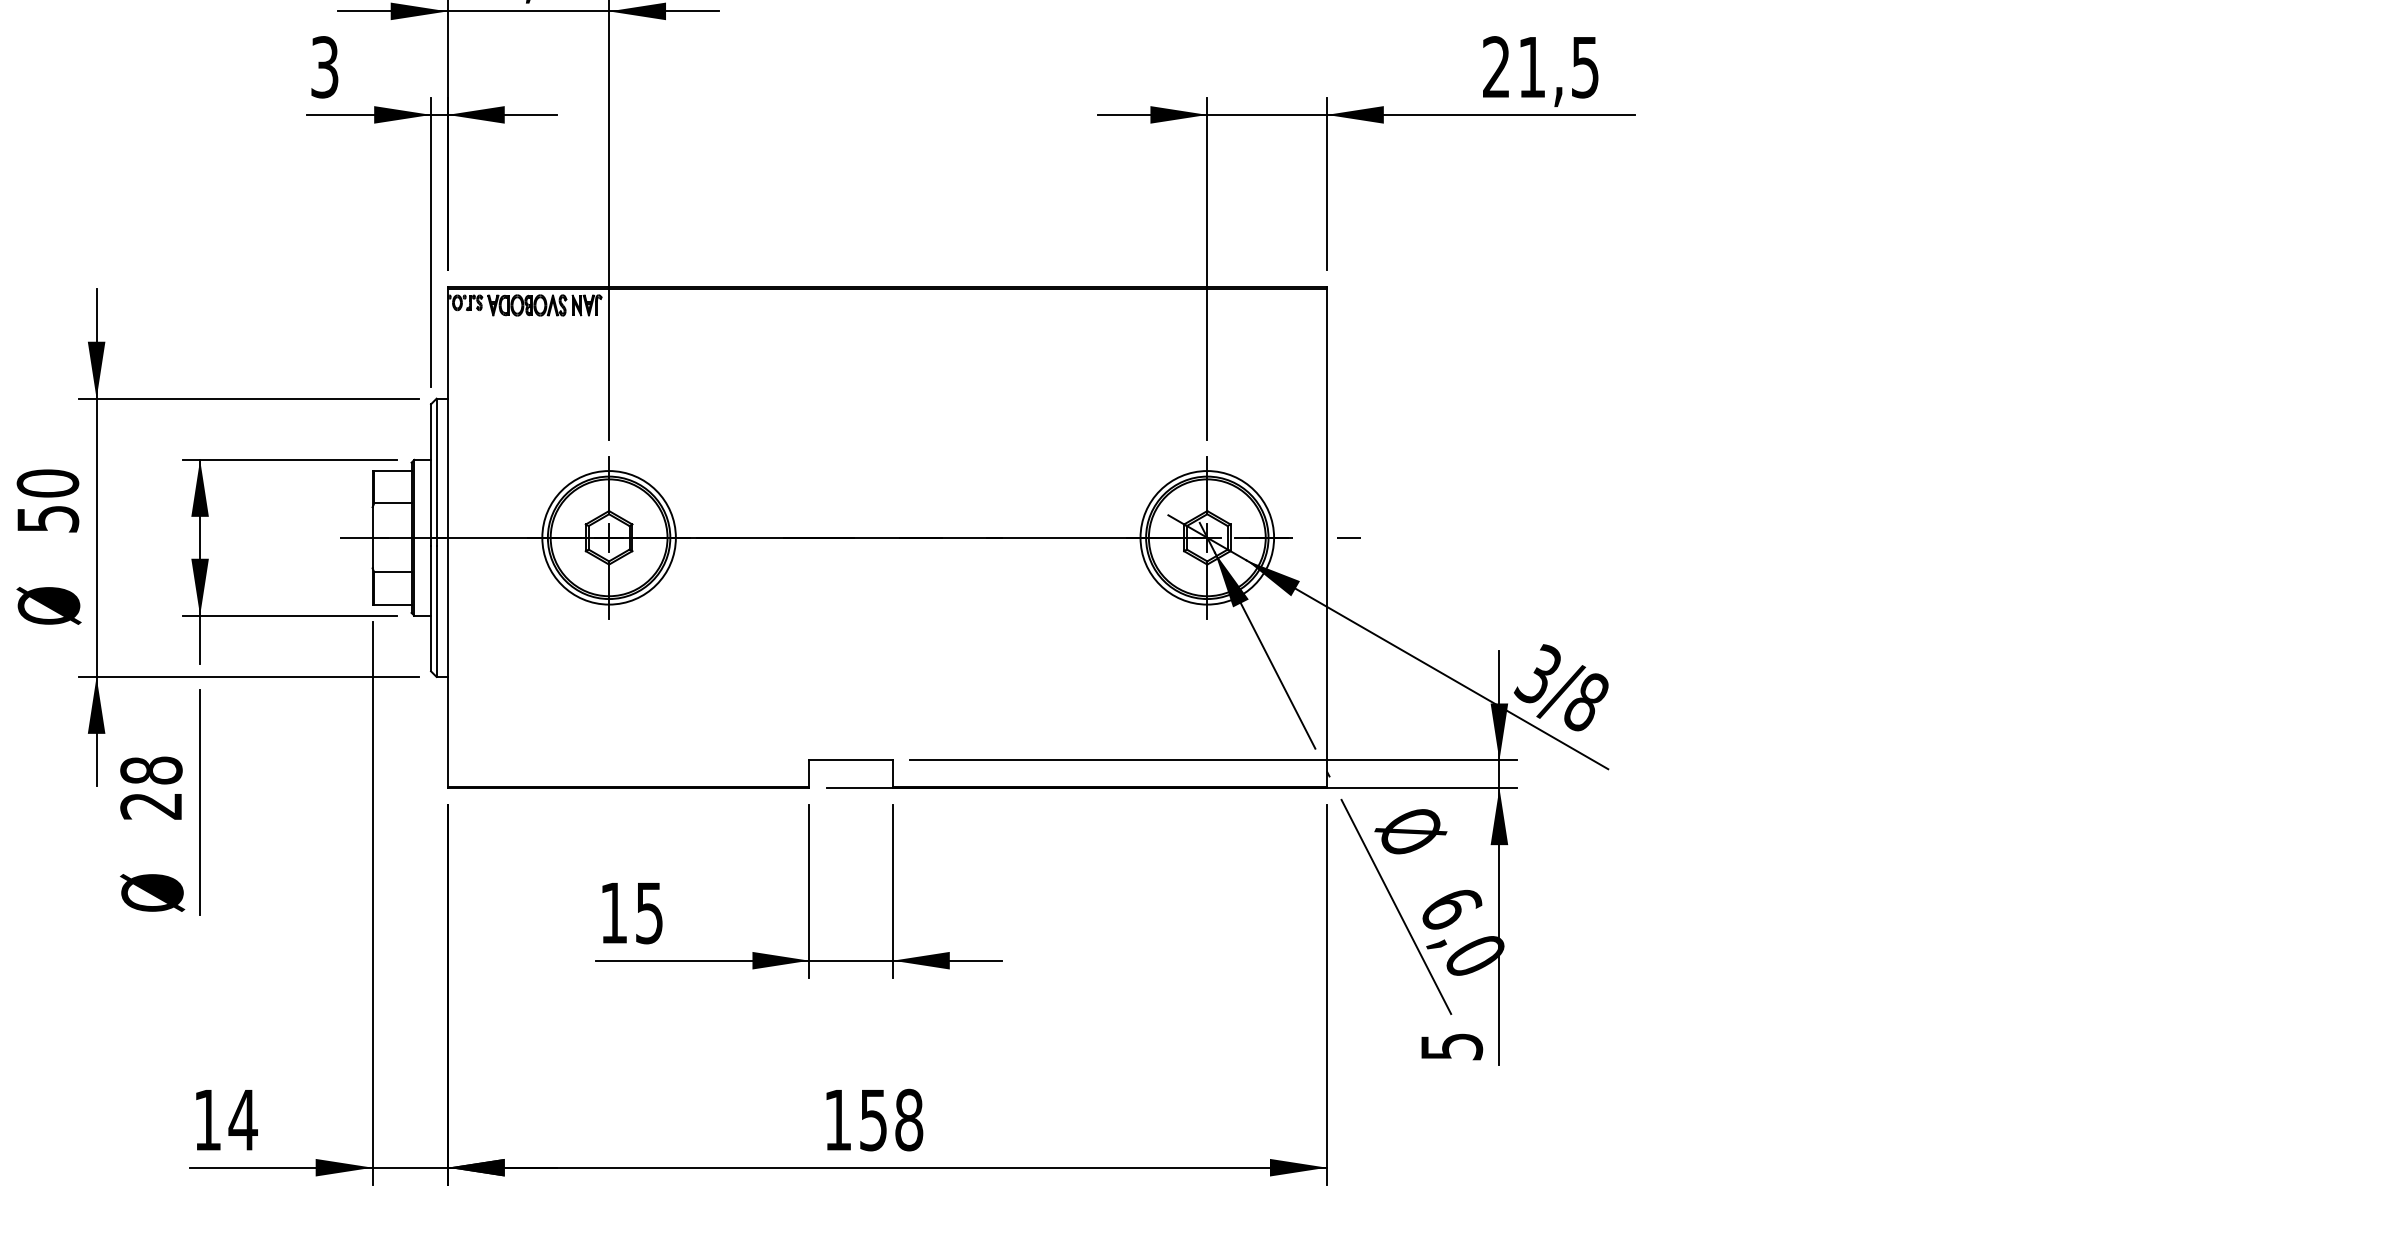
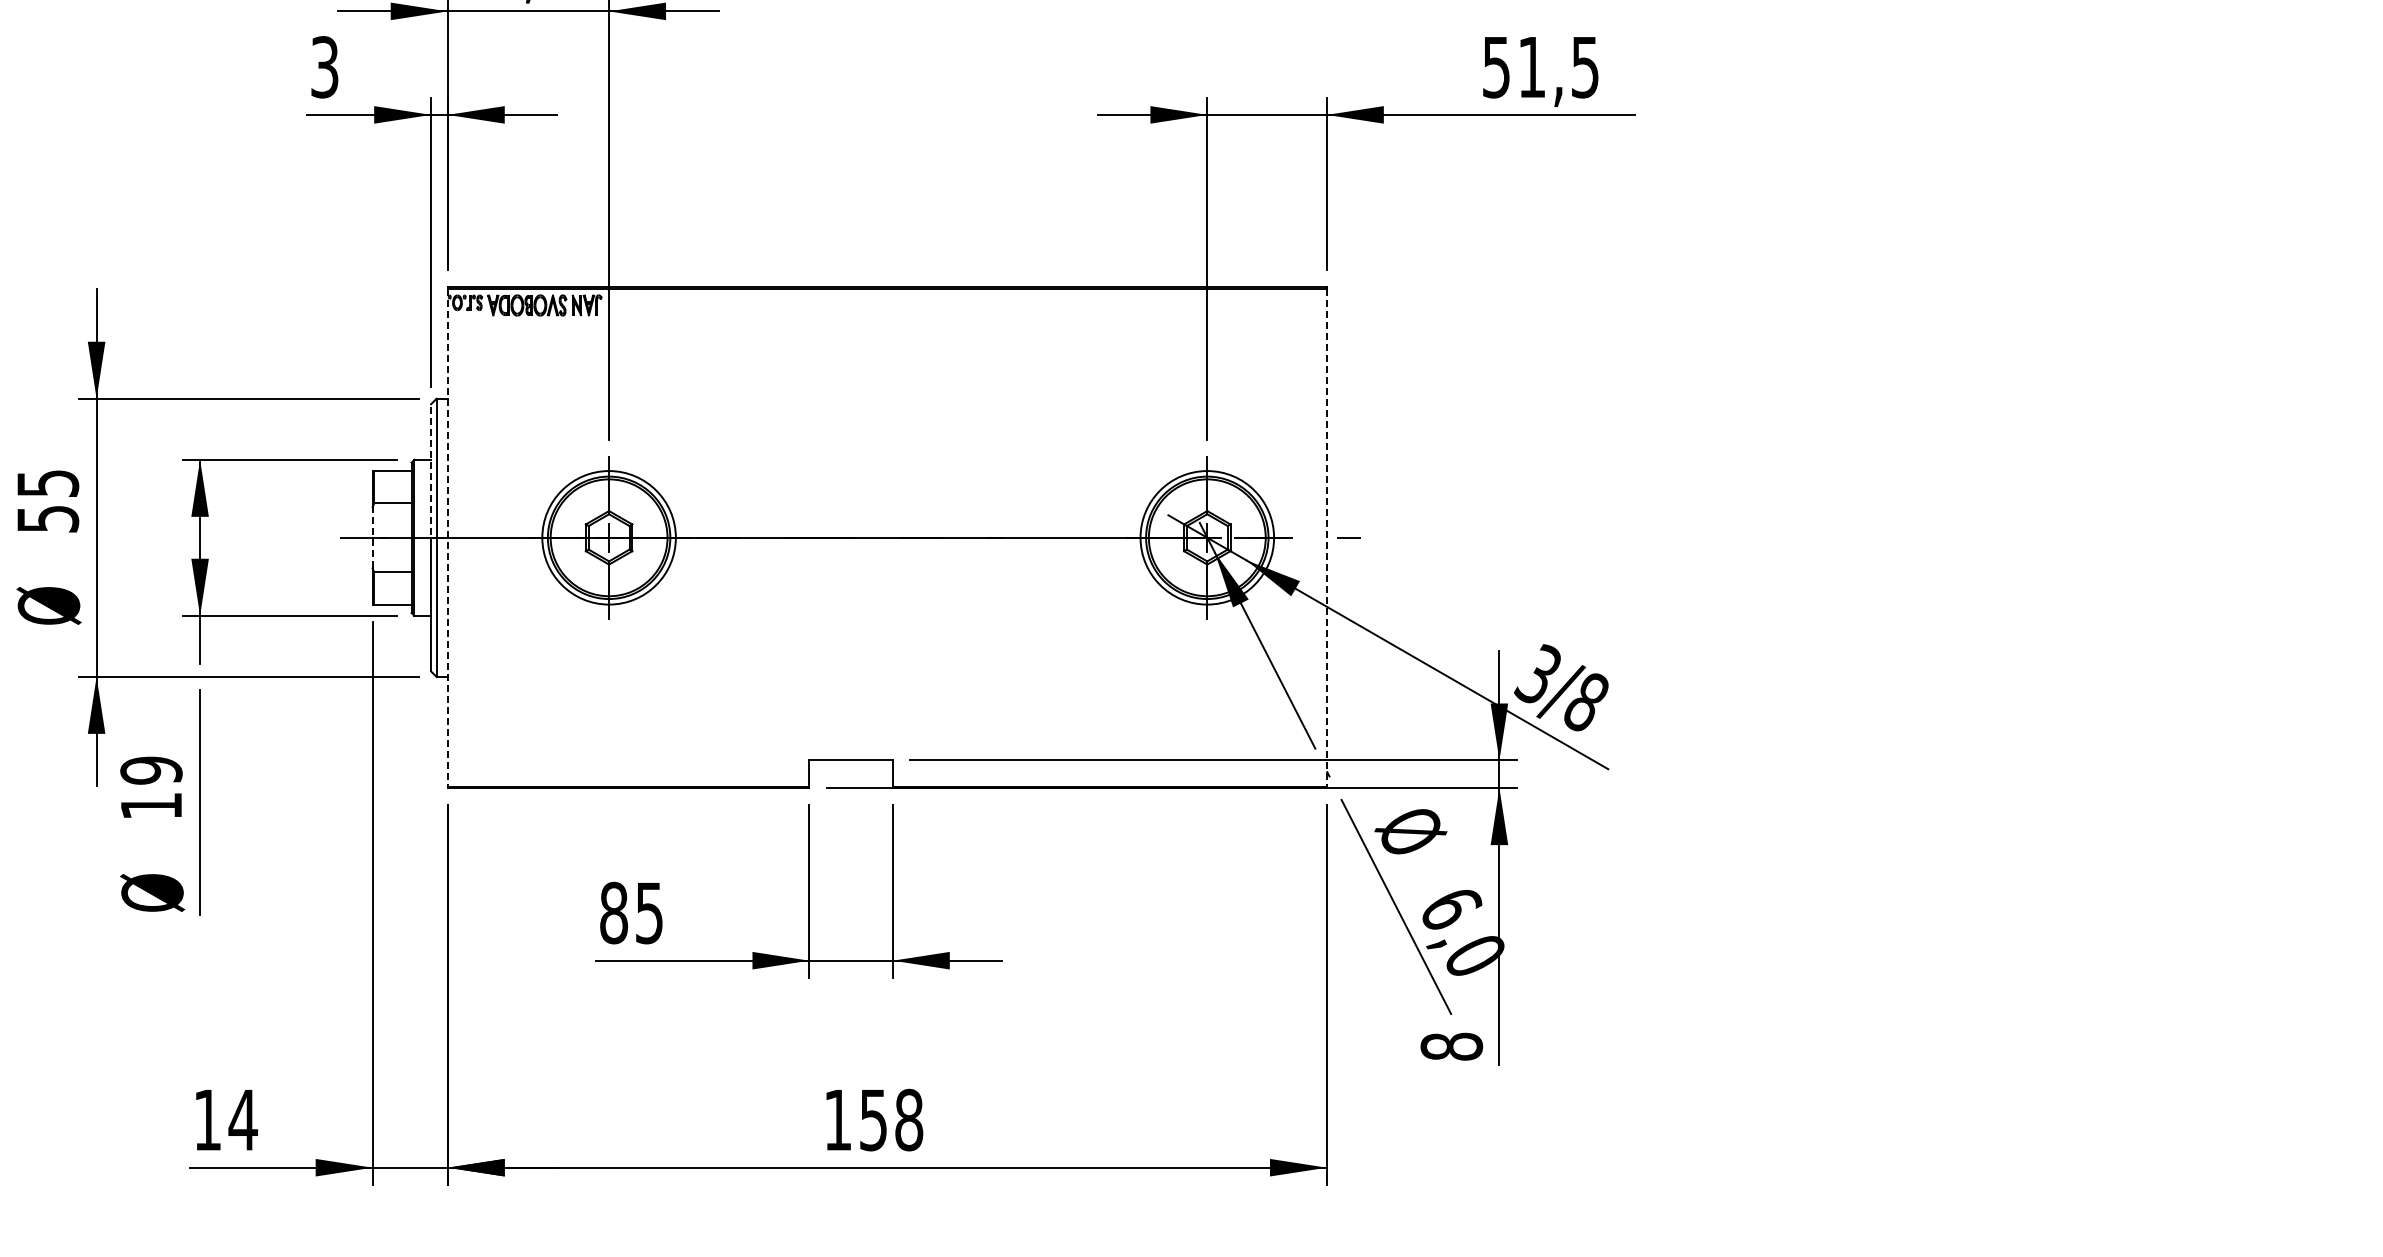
text: 21,5 -> 51,5 (1496, 67)
line: solid -> dashed (431, 475)
text: 50 -> 55 (47, 483)
line: solid -> dashed (372, 537)
line: solid -> dashed (447, 537)
line: solid -> dashed (1326, 537)
text: 28 -> 19 (151, 787)
text: 15 -> 85 (614, 912)
text: 5 -> 8 (1451, 1046)
